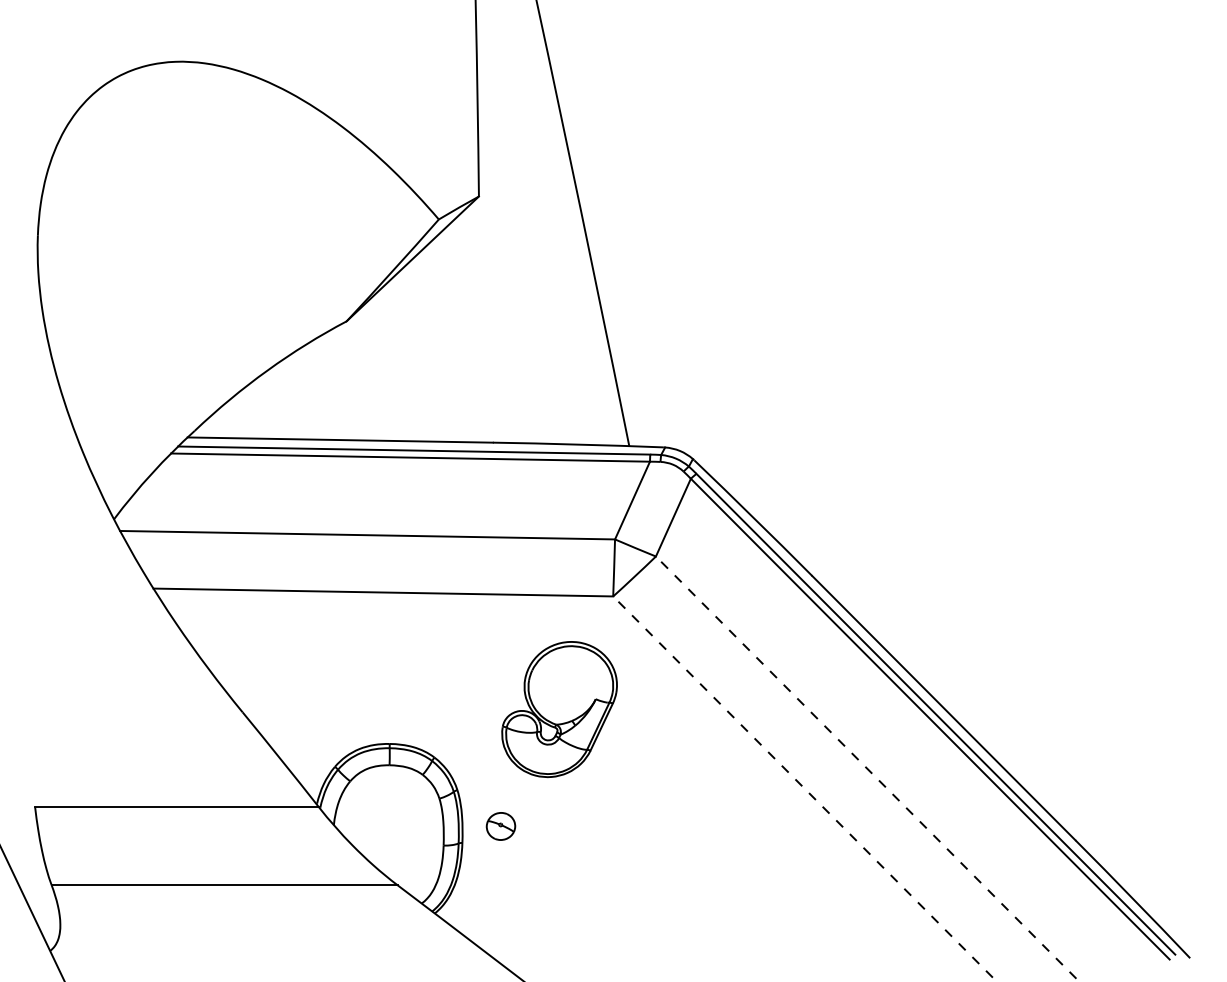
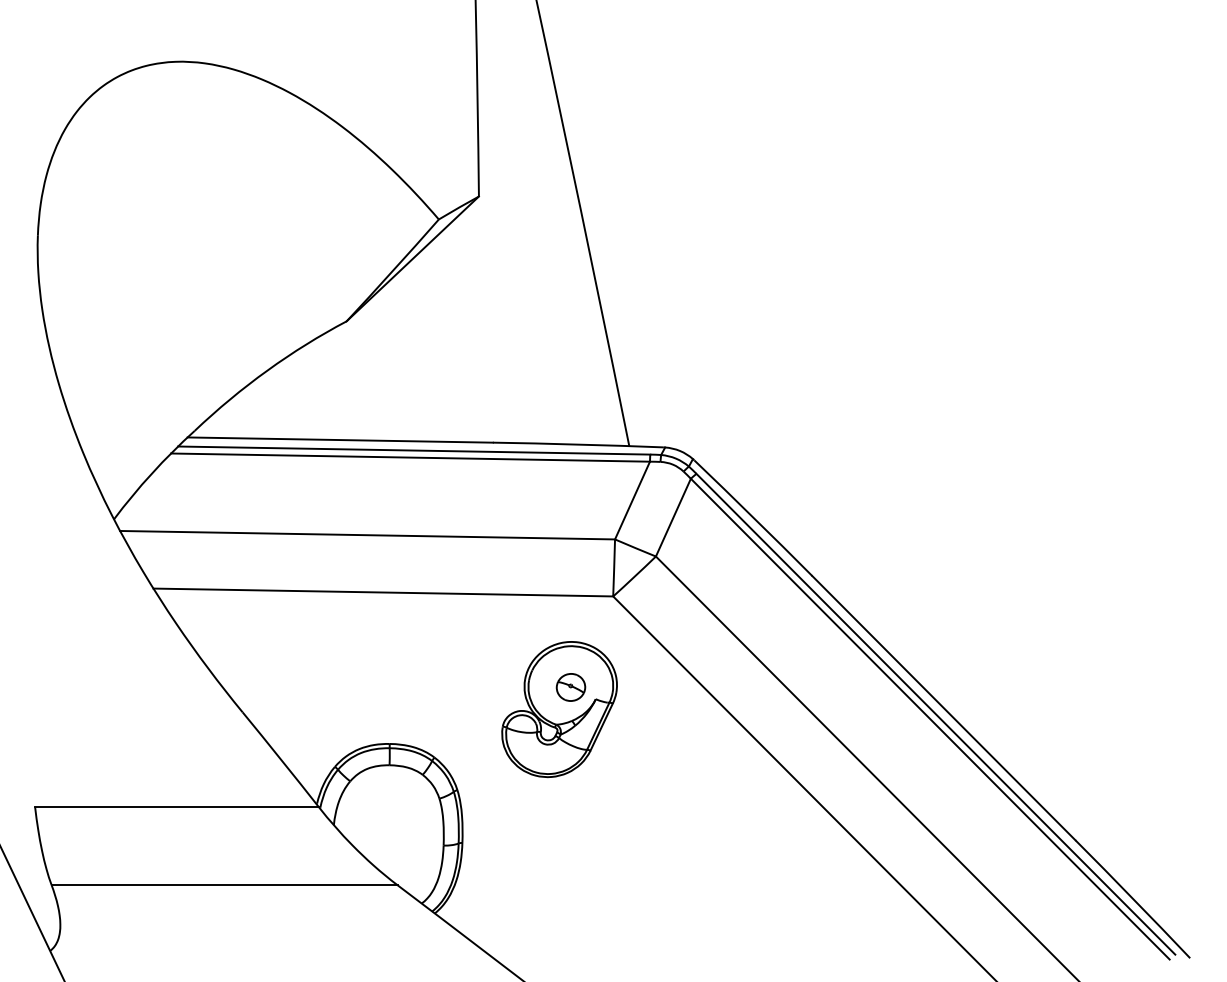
line: dashed -> solid (867, 768)
line: dashed -> solid (804, 788)
part position: (500, 826) -> (570, 687) (570, 687)
